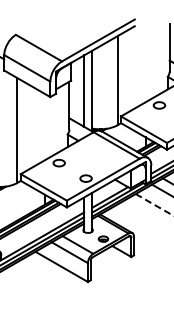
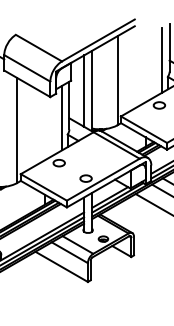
line: none -> present (162, 60)
line: none -> present (62, 117)
line: dashed -> solid (154, 204)
